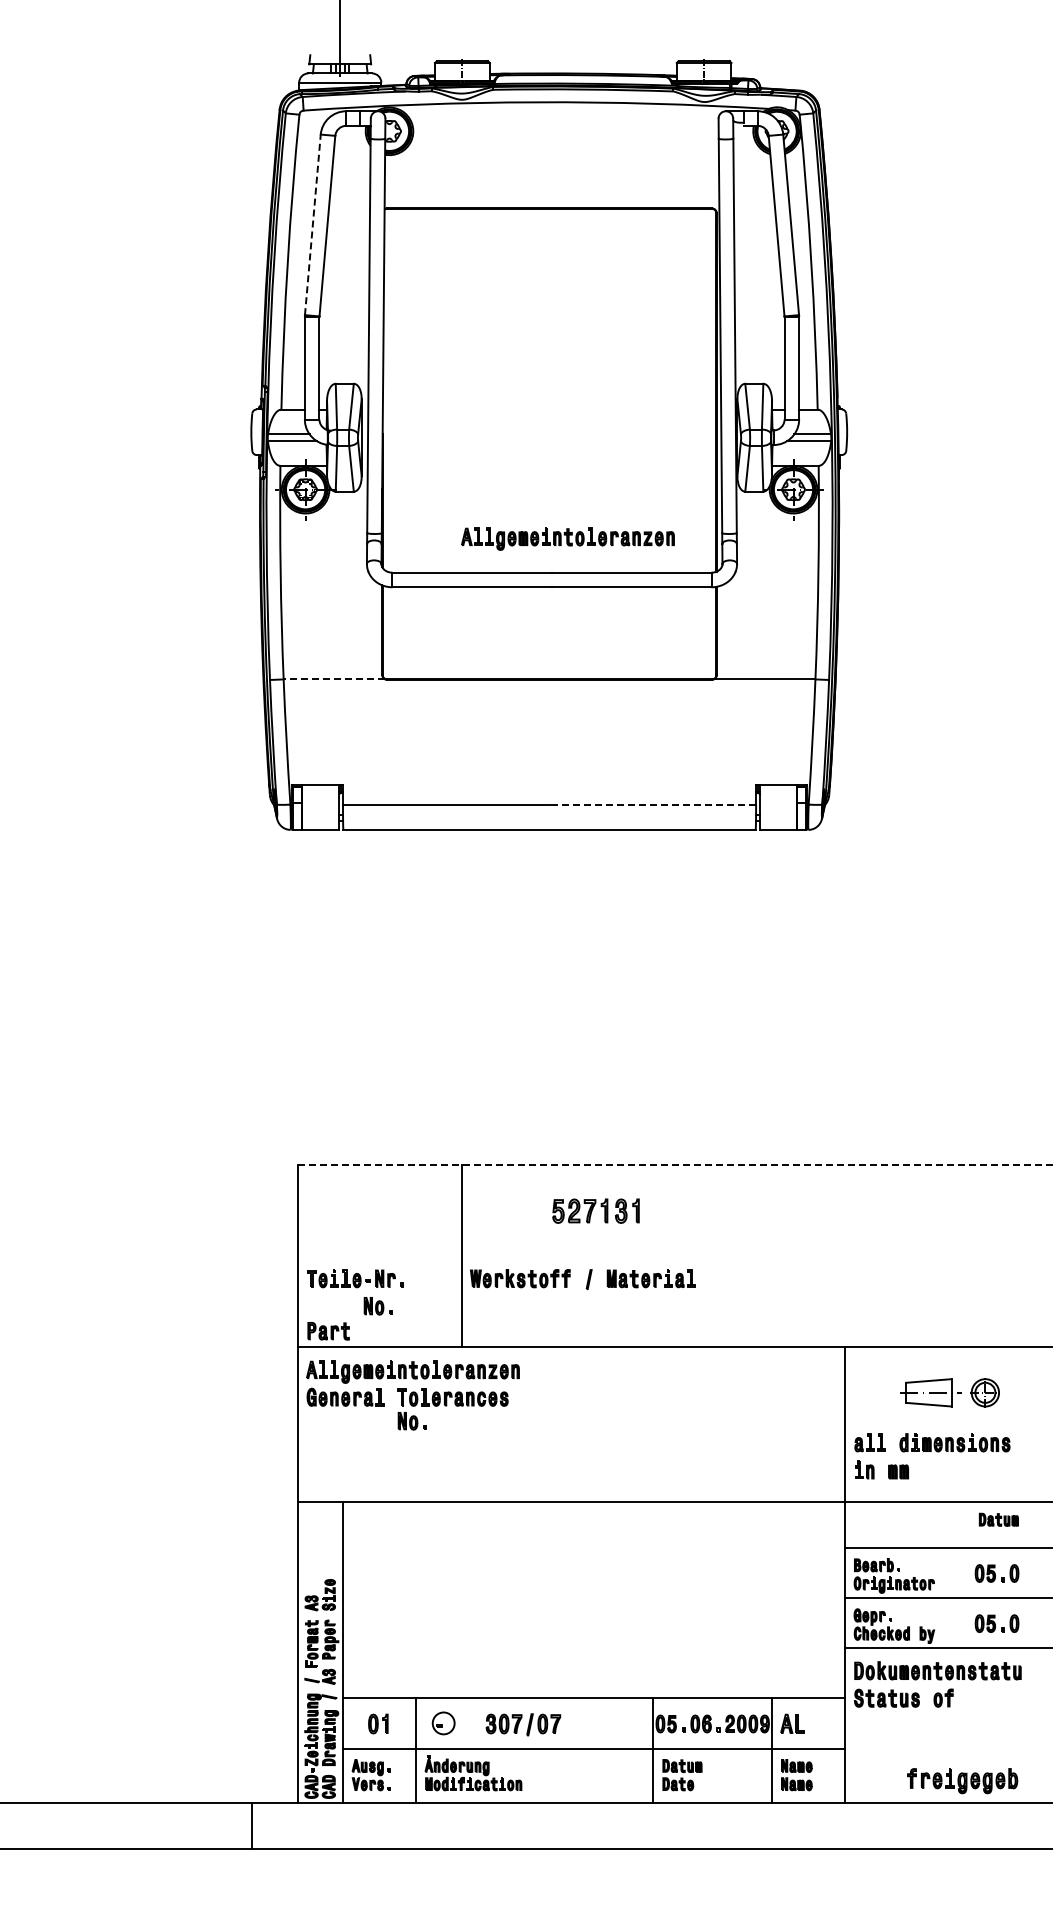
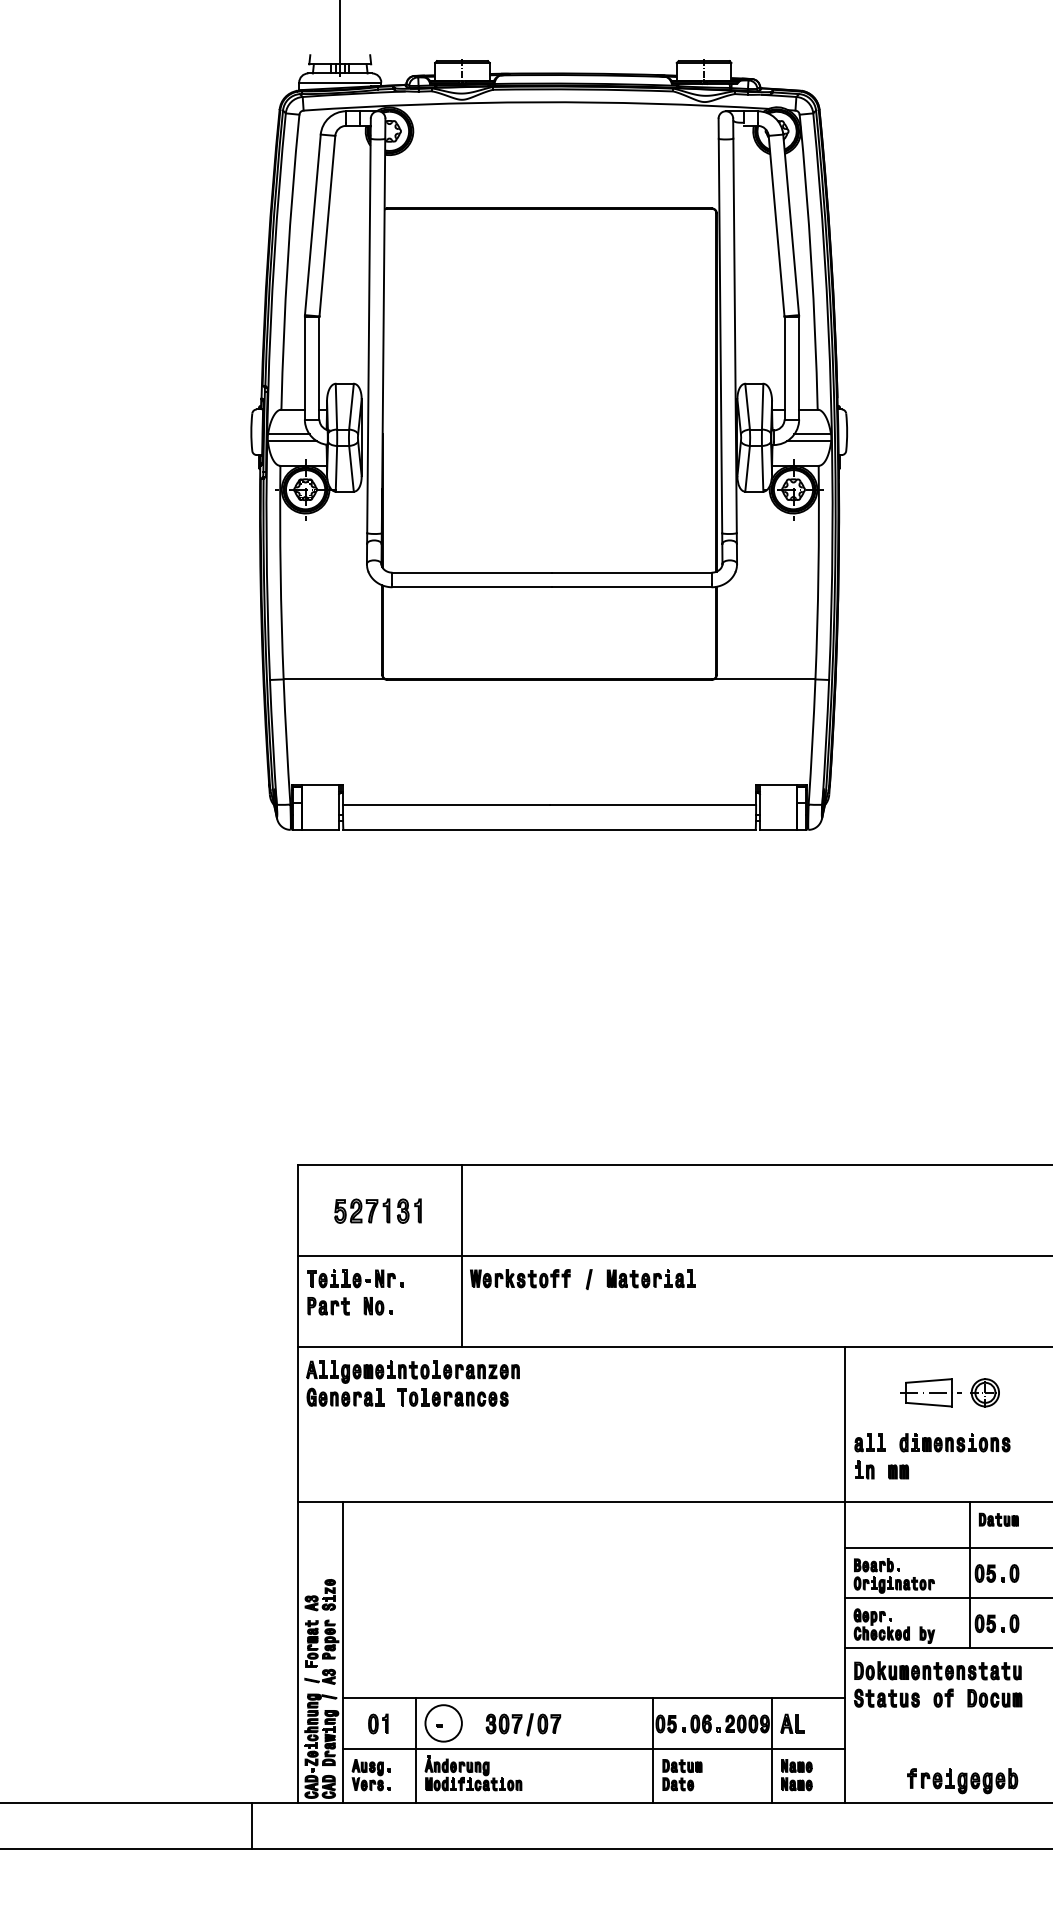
line: dashed -> solid (312, 224)
part: present -> none (567, 538)
line: dashed -> solid (334, 679)
line: dashed -> solid (652, 804)
line: dashed -> solid (675, 1164)
part position: (595, 1210) -> (377, 1210) (377, 1210)
line: none -> present (673, 1256)
part position: (328, 1331) -> (328, 1306) (328, 1306)
part: present -> none (411, 1421)
line: none -> present (969, 1575)
part: none -> present (994, 1698)
circle diameter: 22 px -> 36 px (443, 1723)
